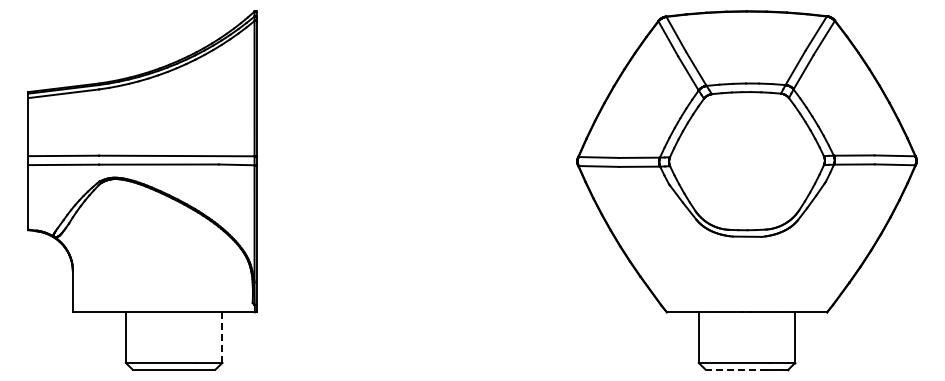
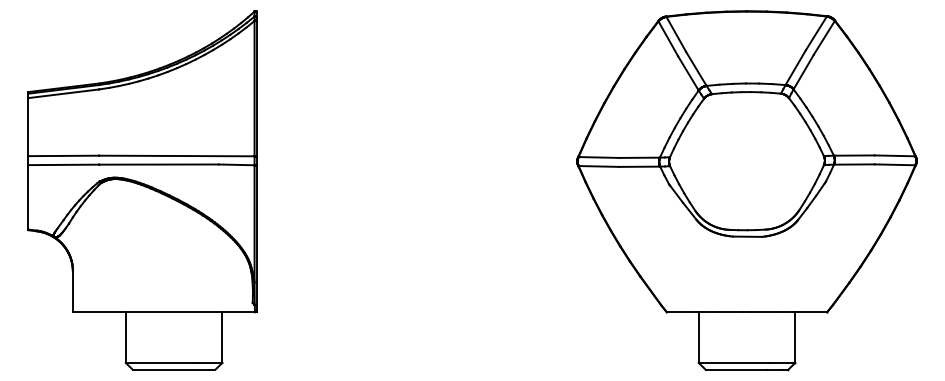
line: dashed -> solid (222, 337)
line: dashed -> solid (736, 369)
